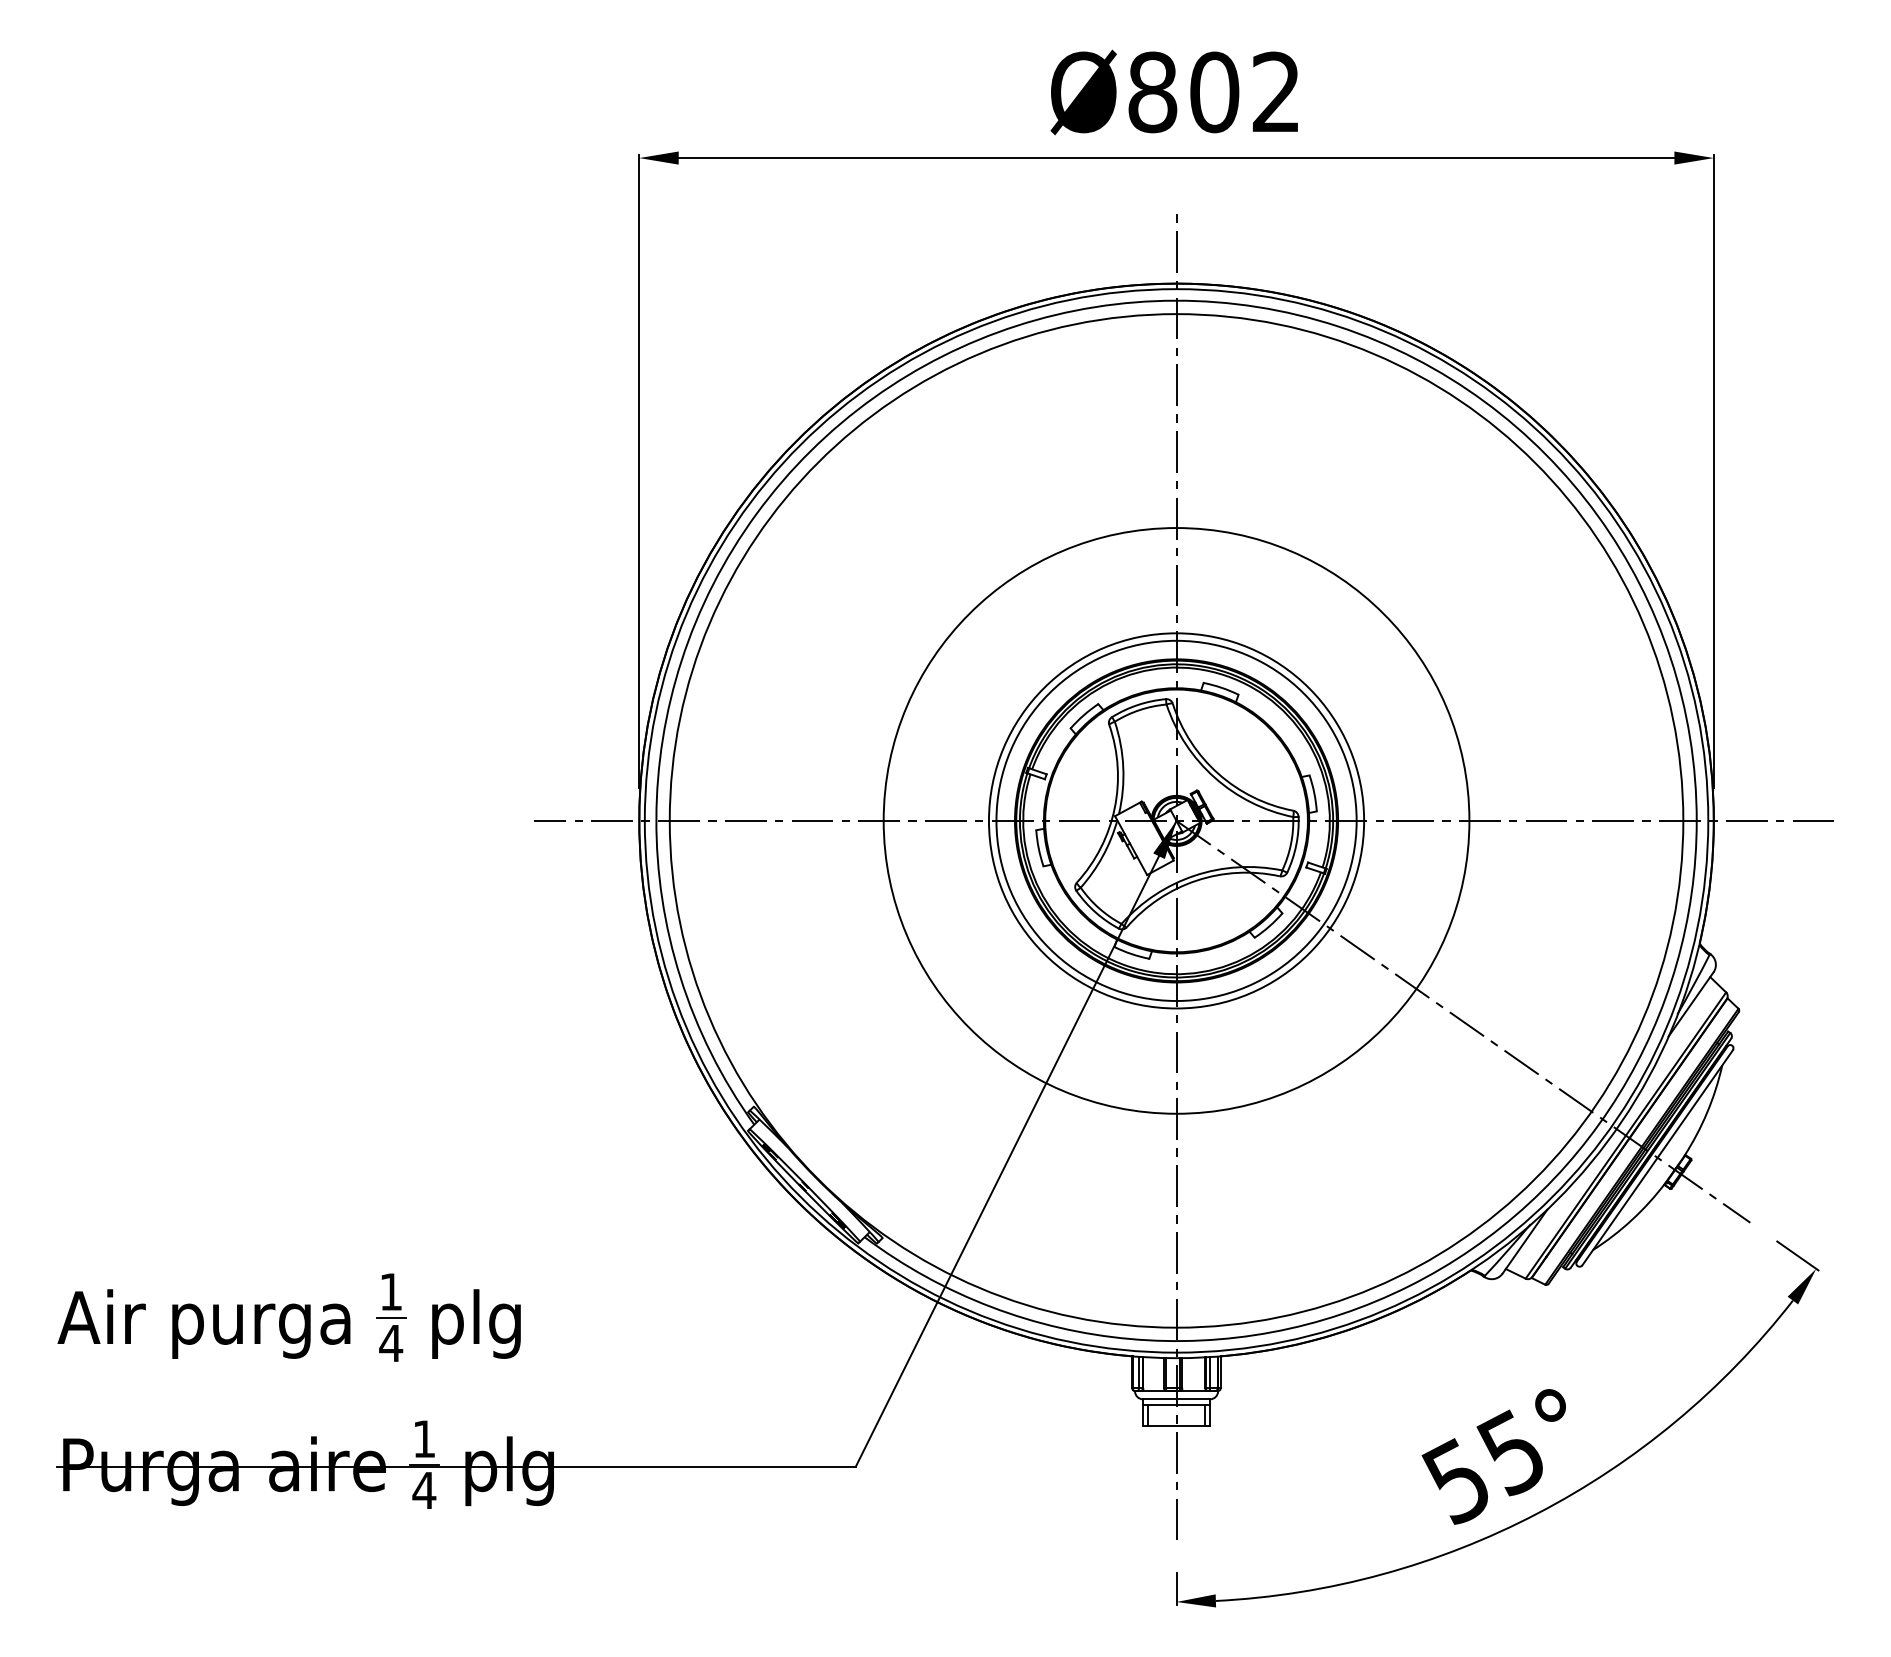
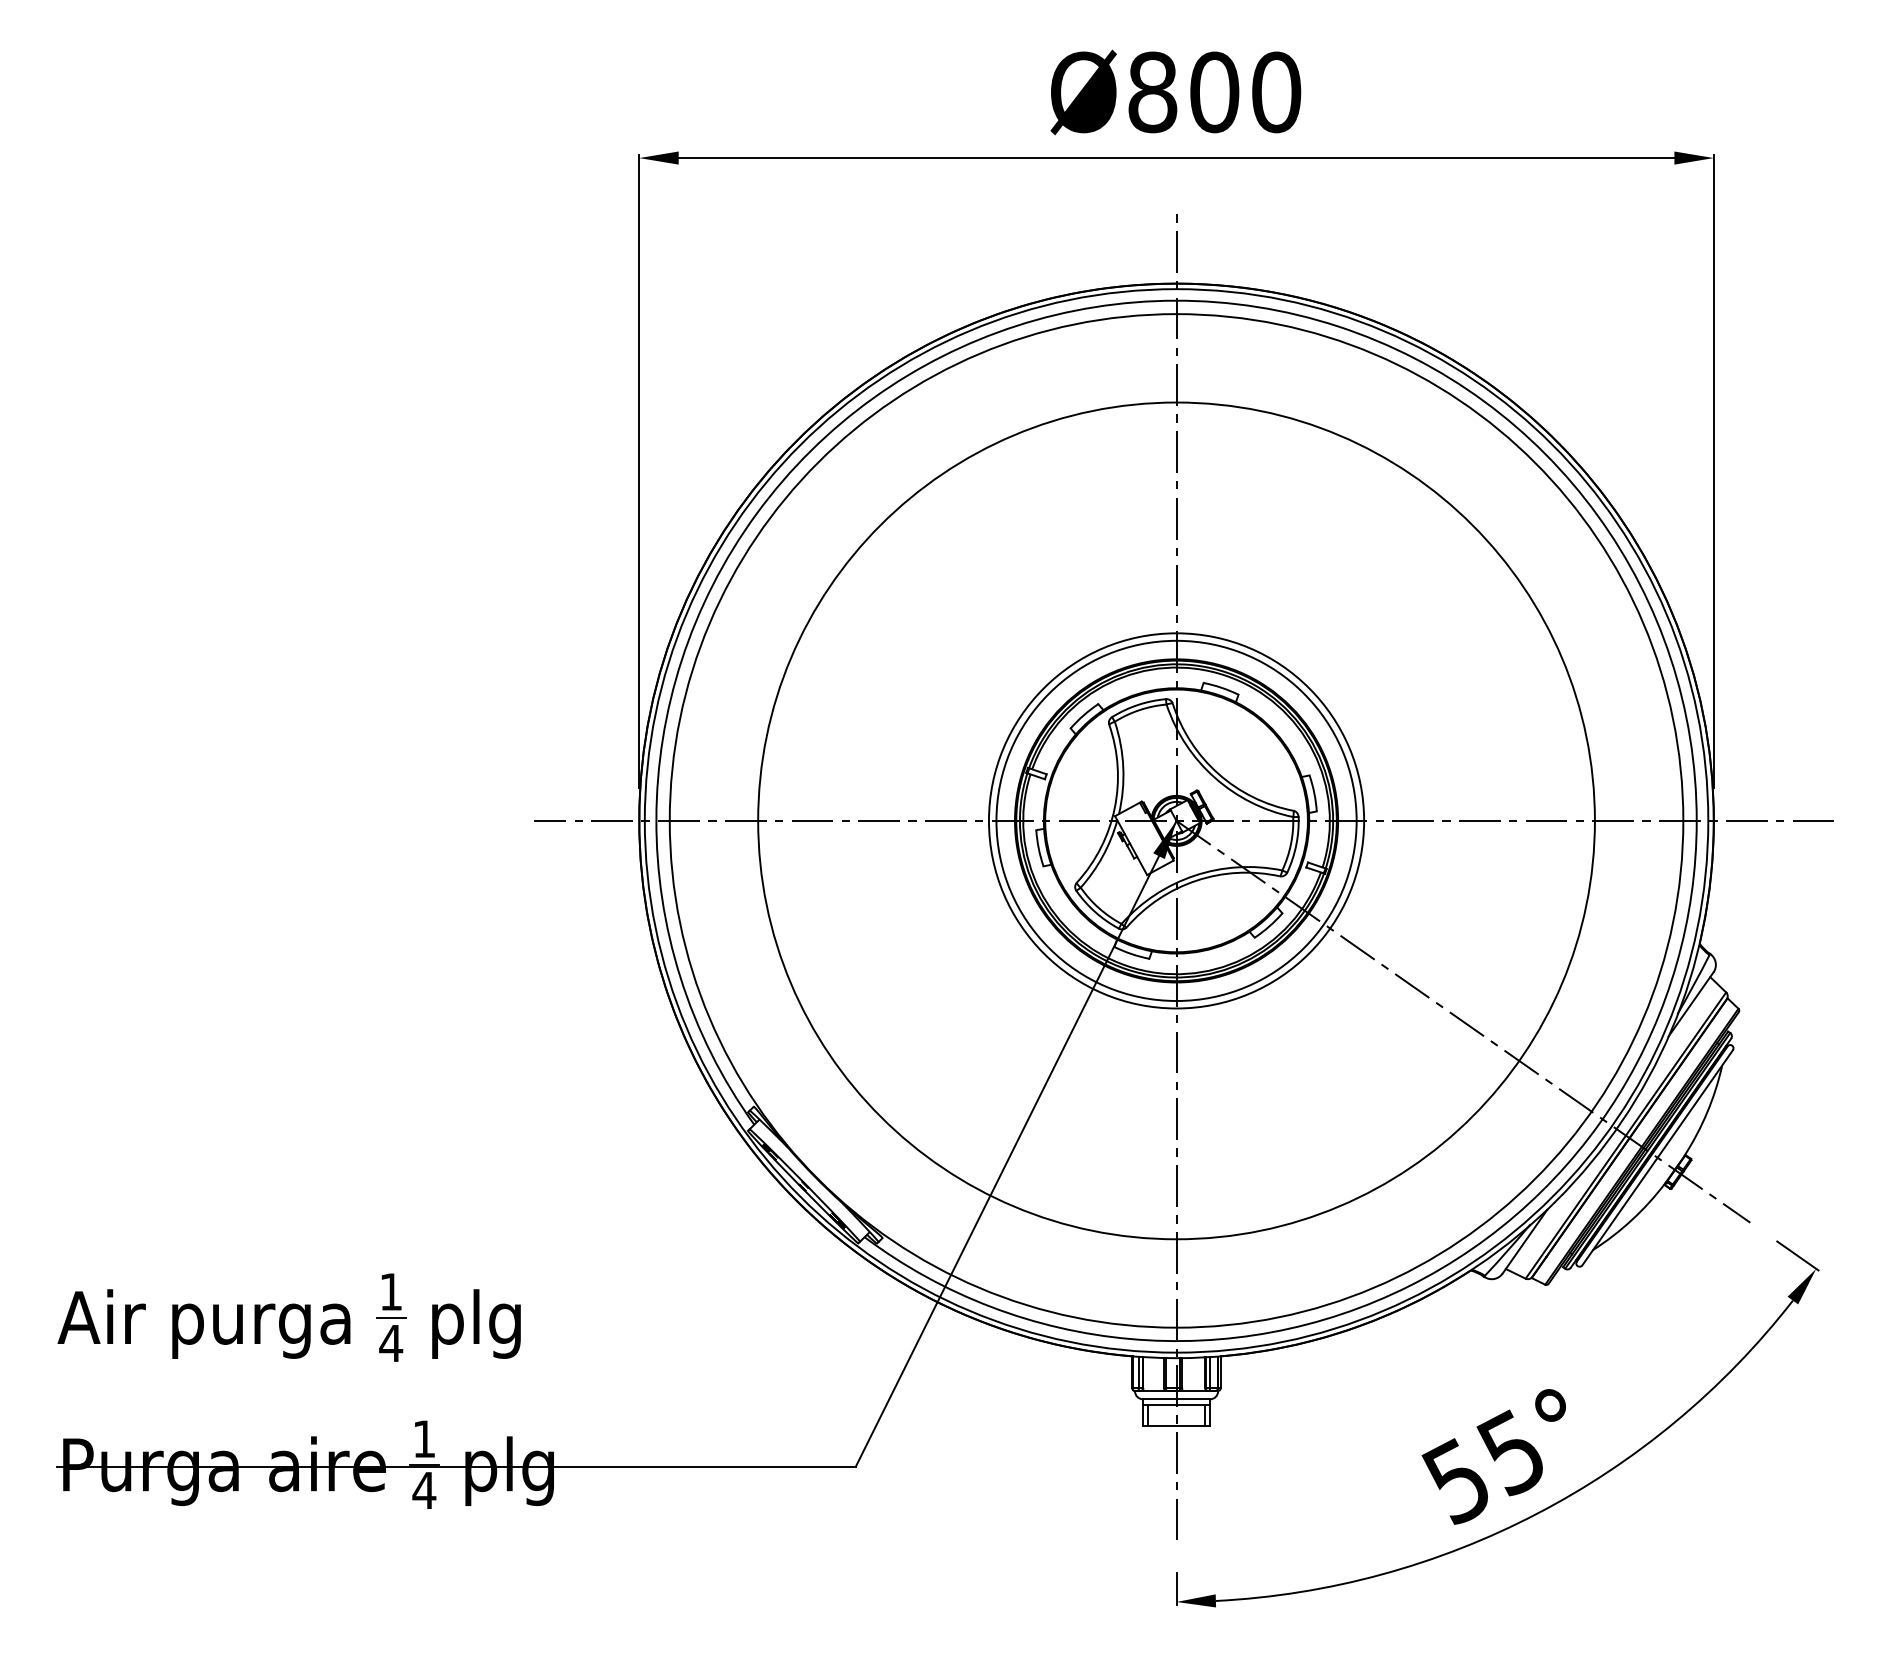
text: Ø802 -> Ø800 (1276, 92)
circle diameter: 586 px -> 837 px (1176, 820)
